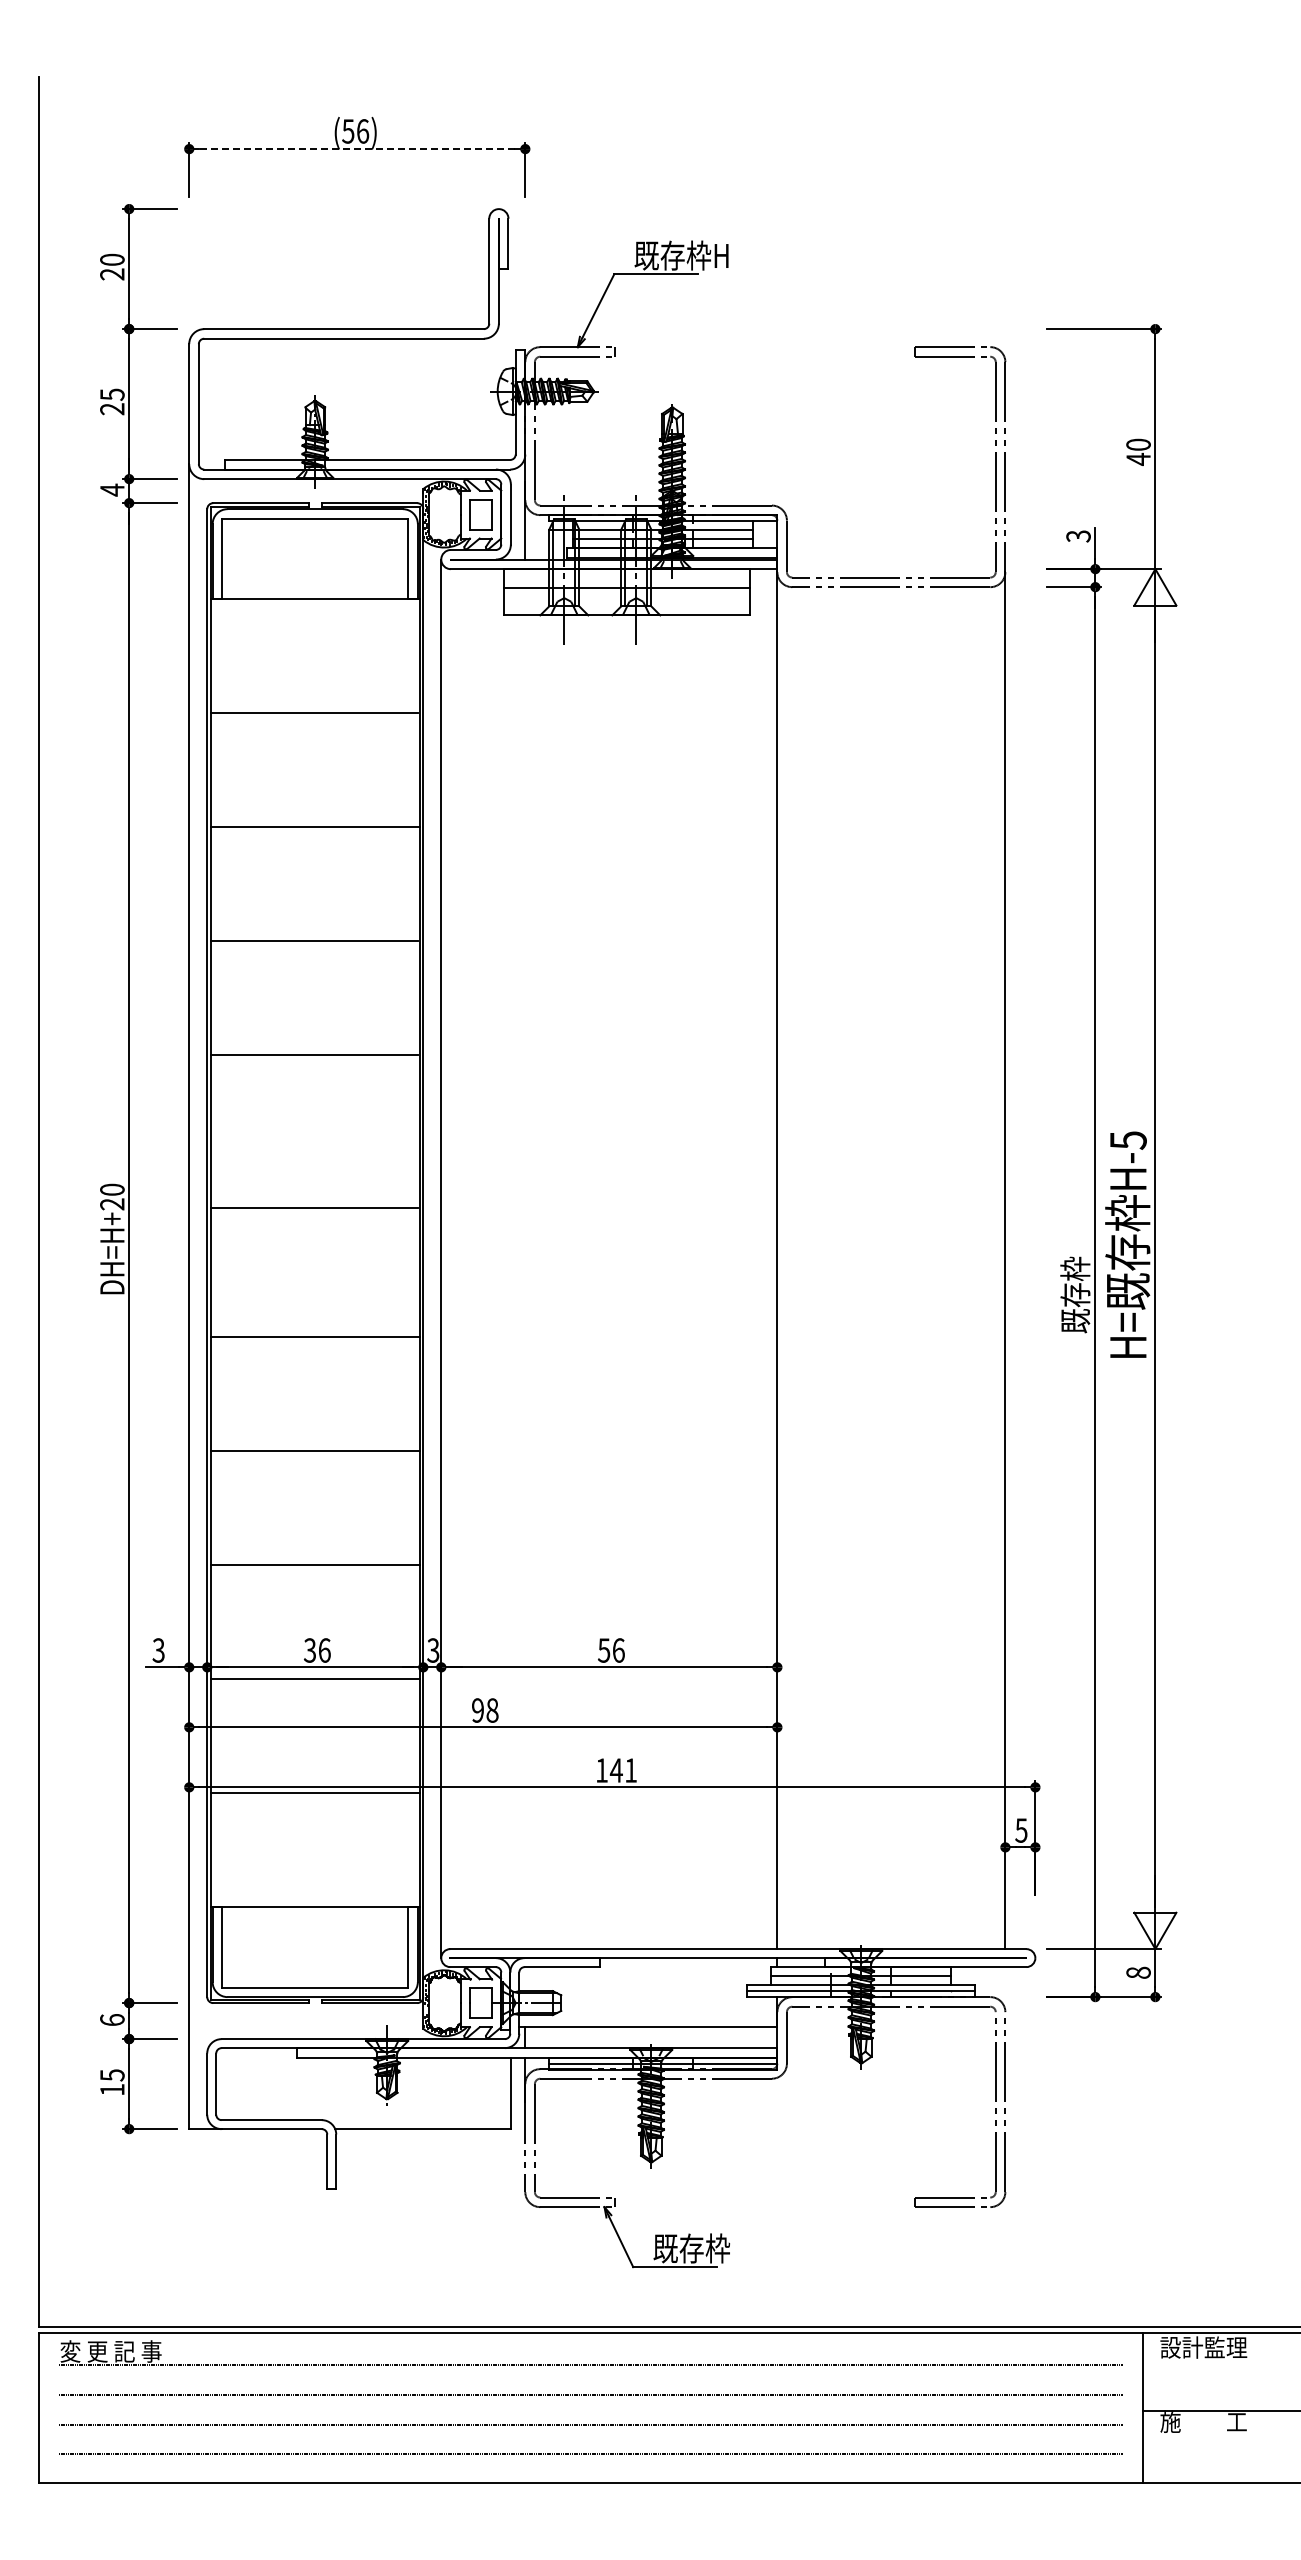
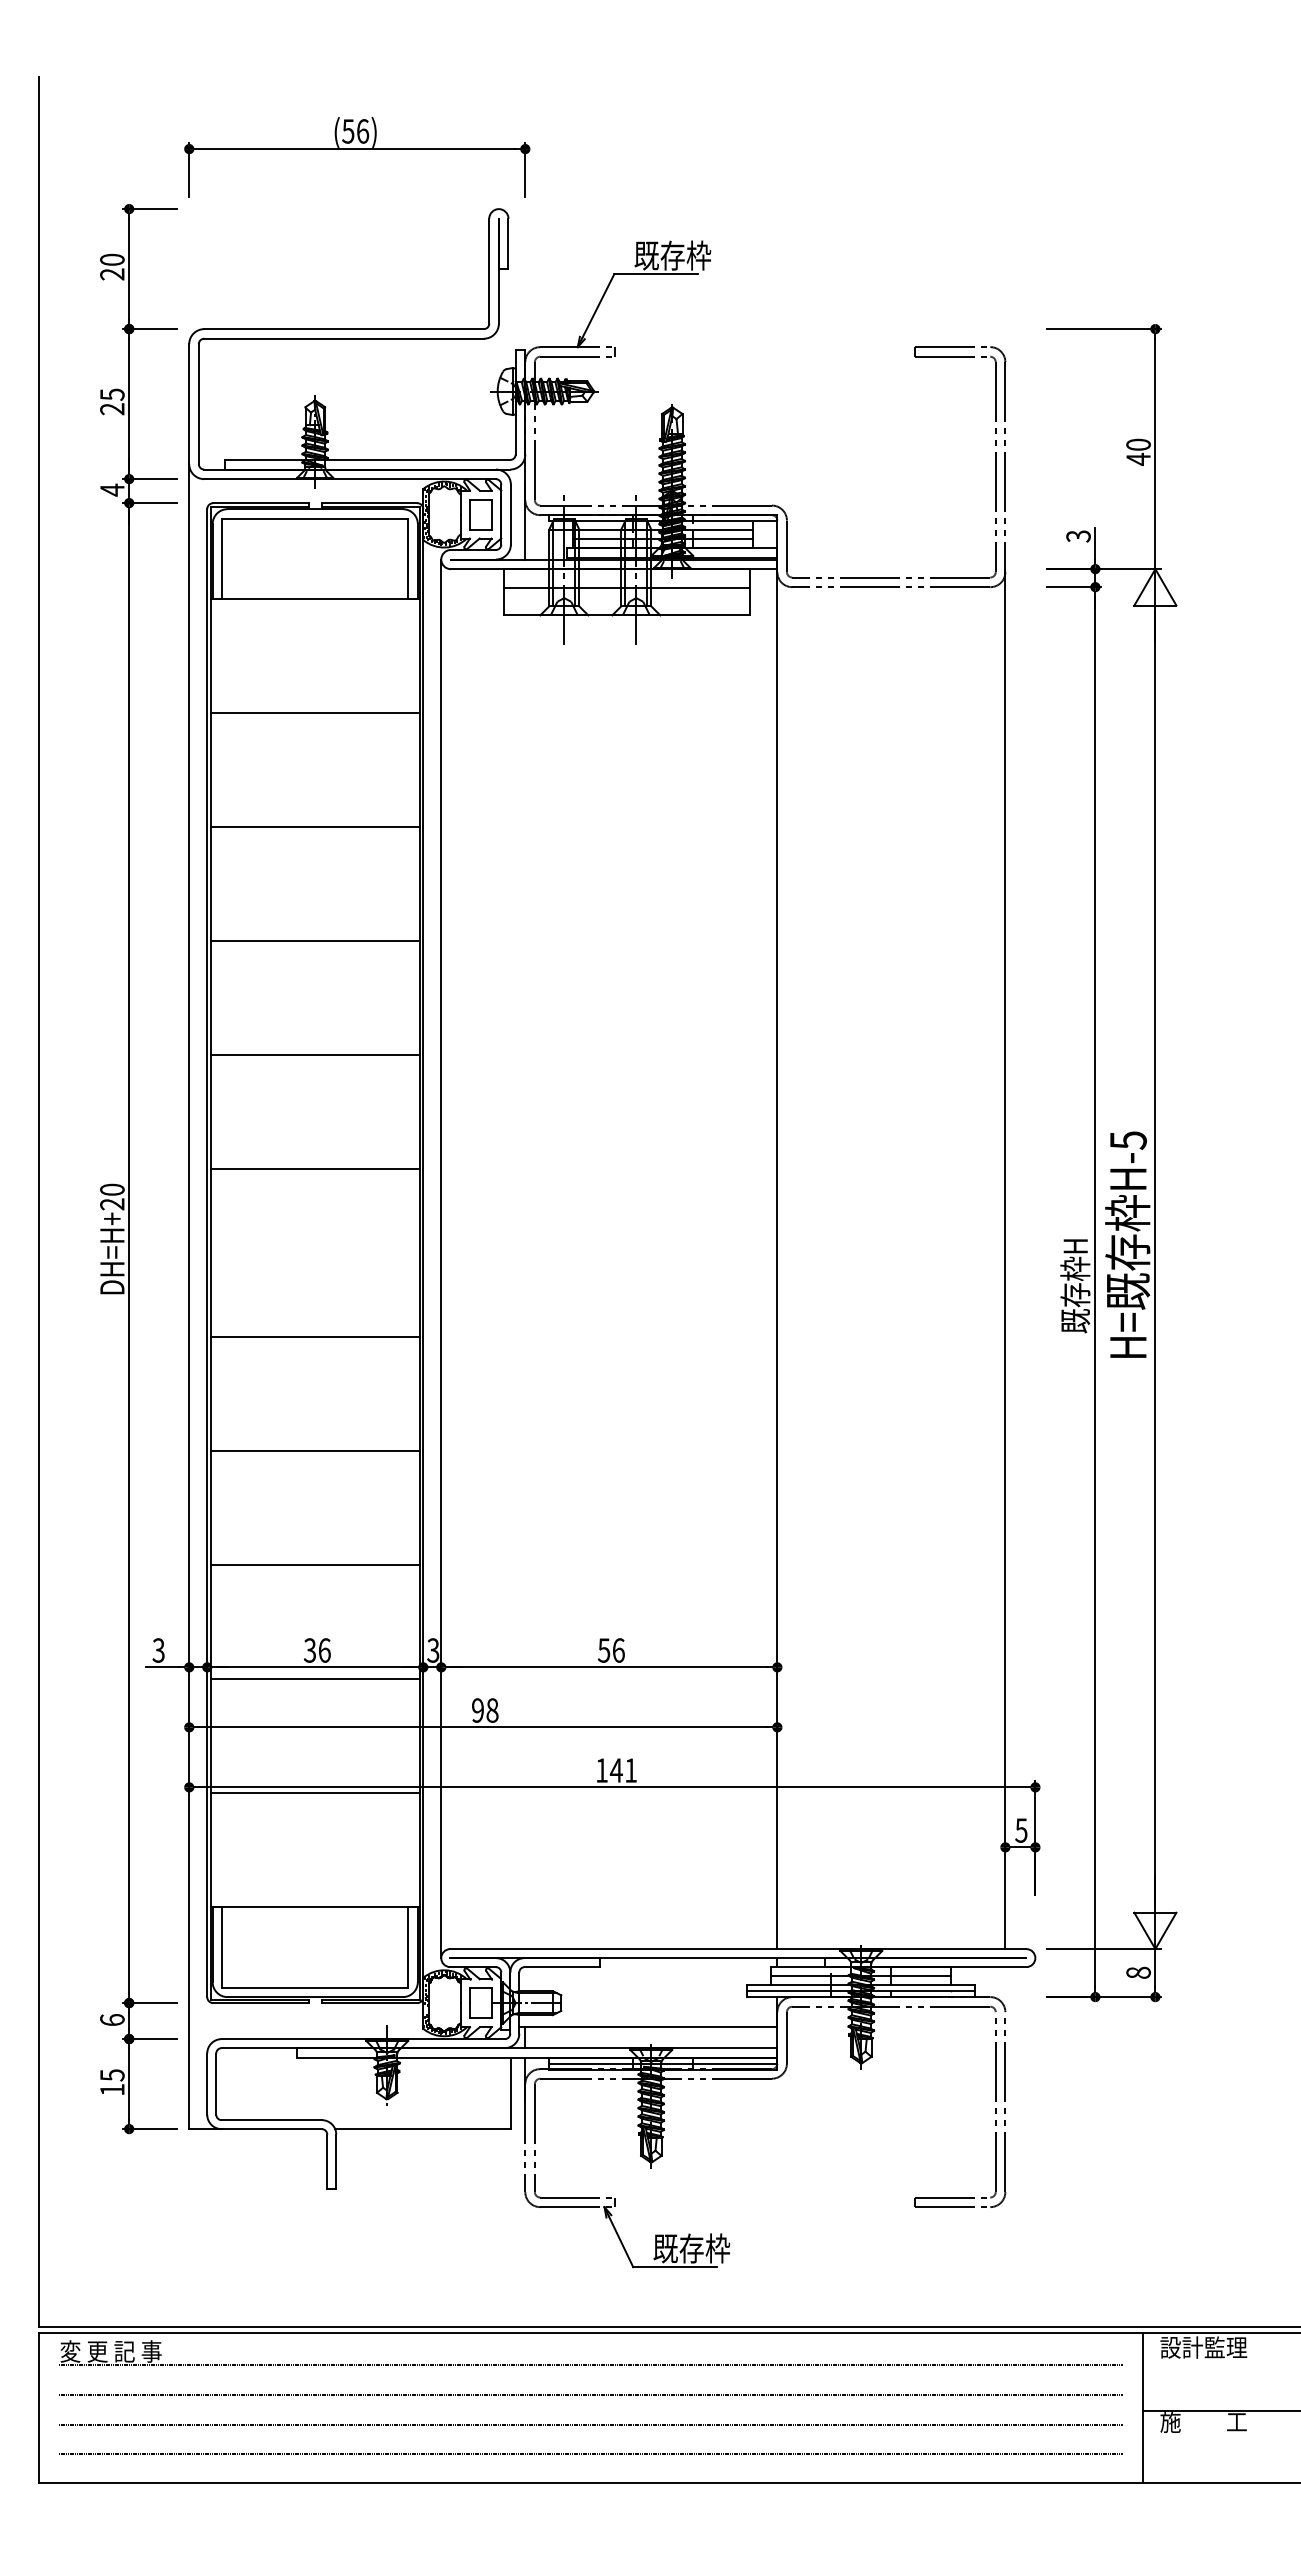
line: dashed -> solid (357, 149)
text: 既存枠H -> 既存枠 (721, 255)
line position: (313, 1208) -> (313, 1169) (313, 1169)
text: 既存枠 -> 既存枠H (1075, 1246)
